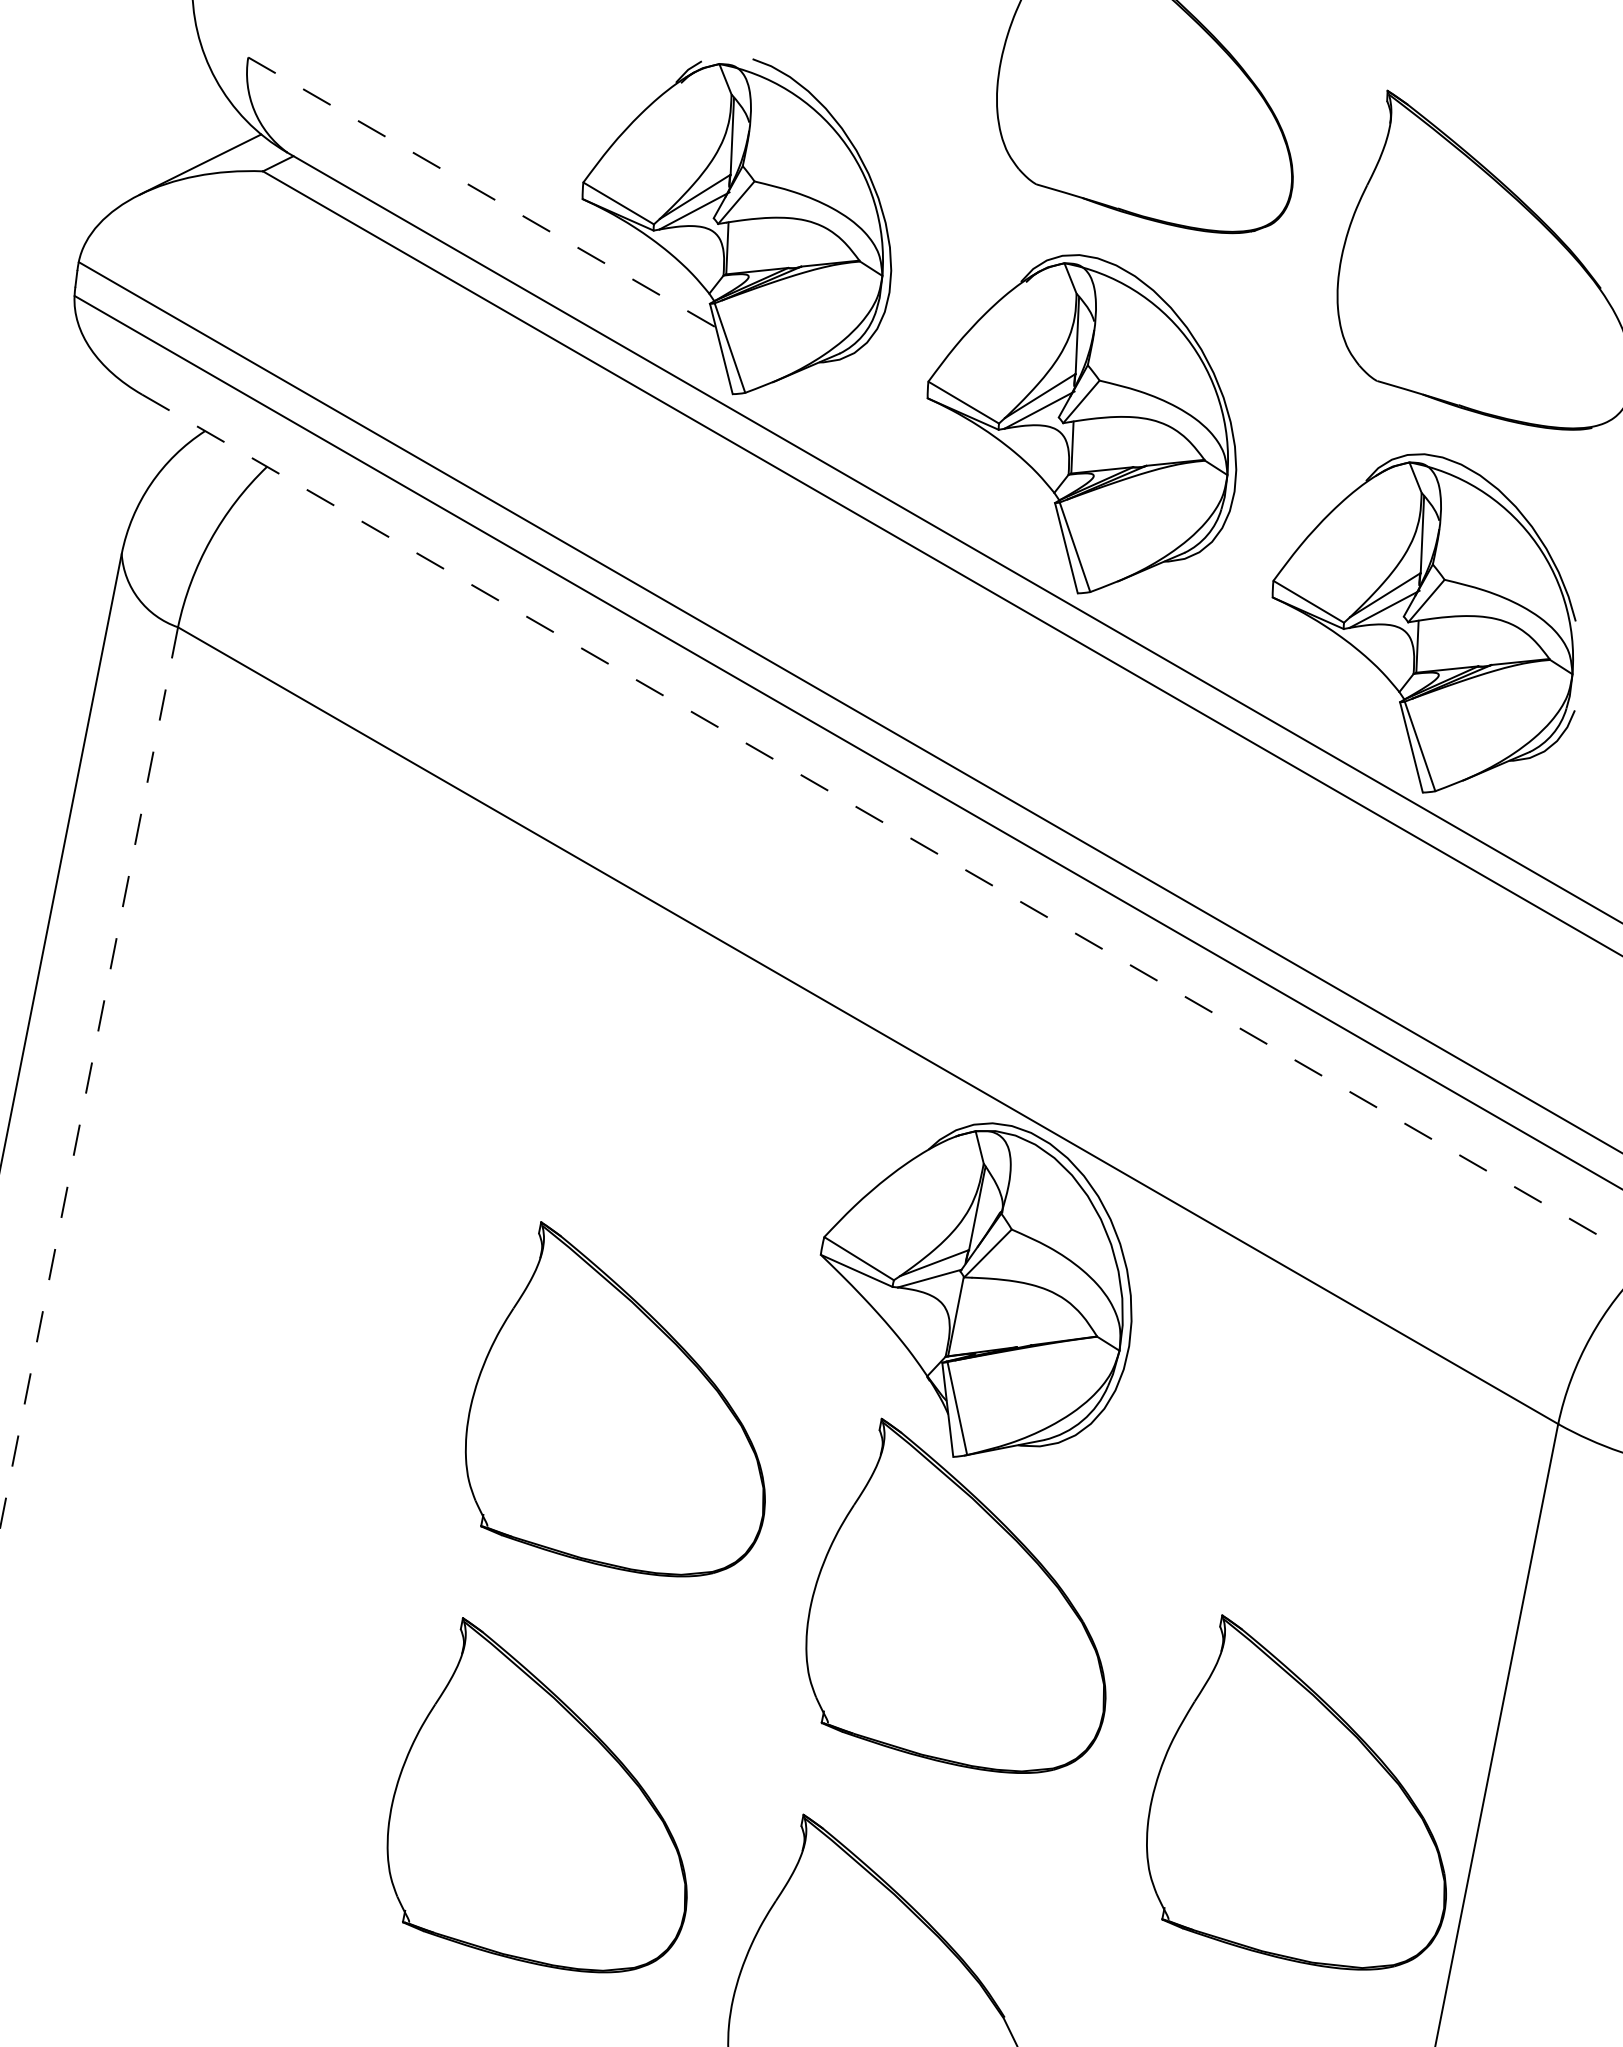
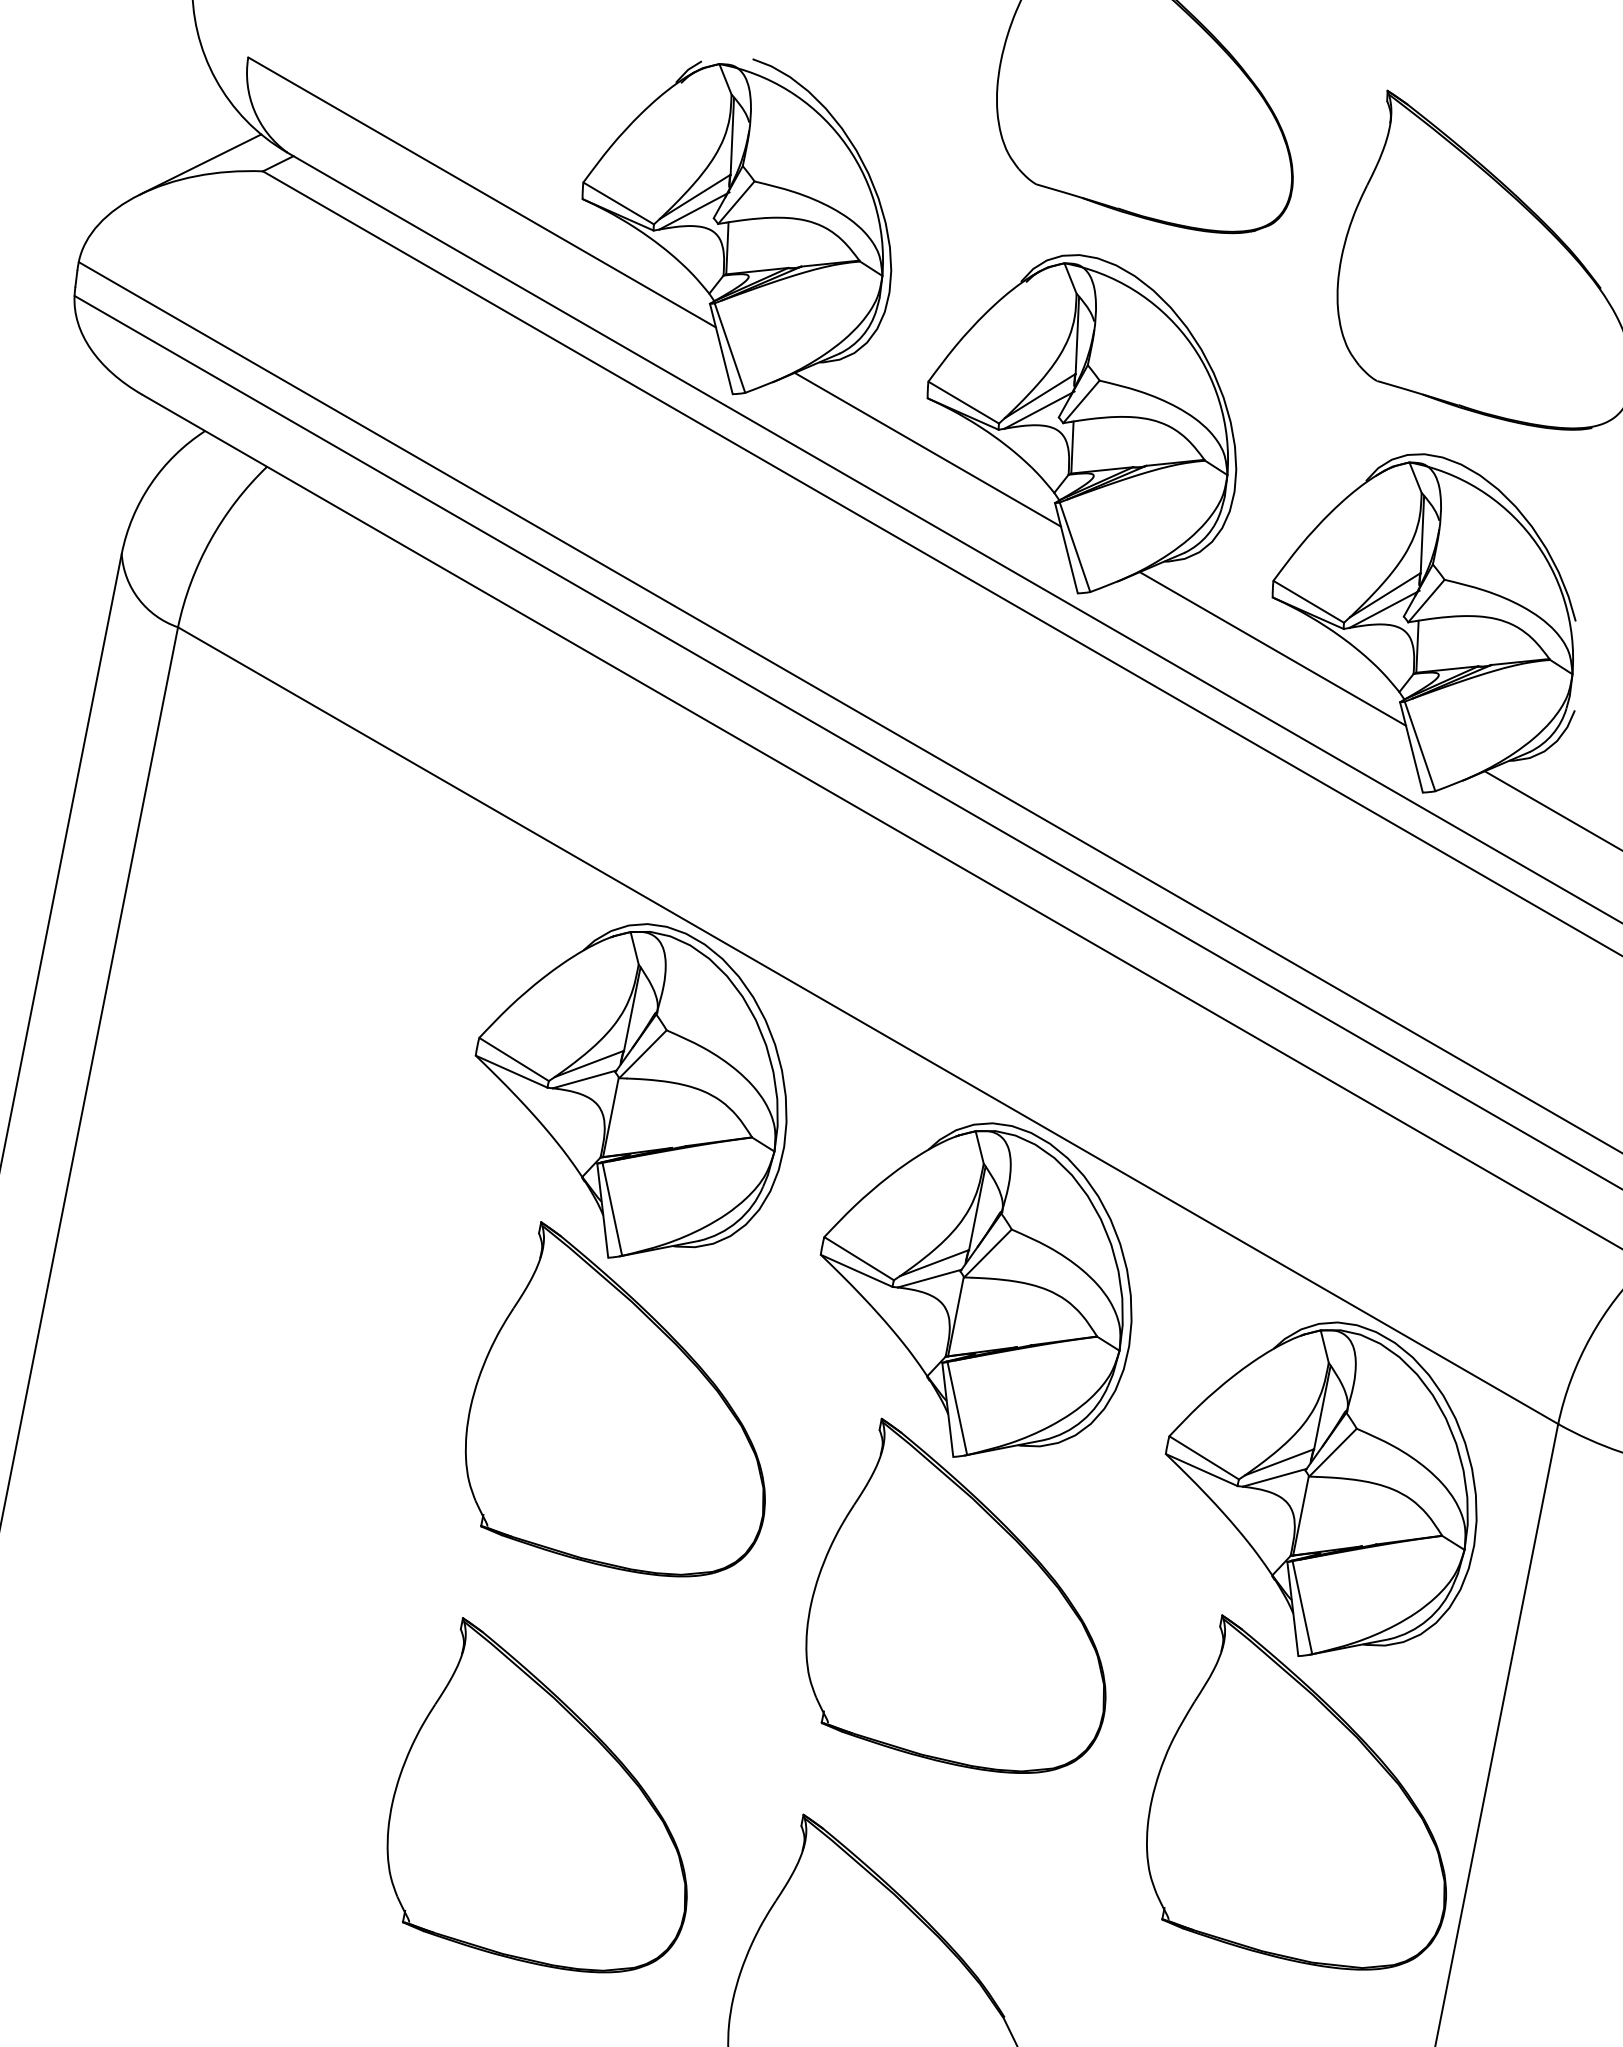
line: dashed -> solid (482, 192)
line: none -> present (927, 449)
line: none -> present (1272, 648)
line: none -> present (1551, 810)
line: dashed -> solid (882, 822)
line: dashed -> solid (88, 1078)
part: none -> present (630, 1090)
part: none -> present (1320, 1488)
